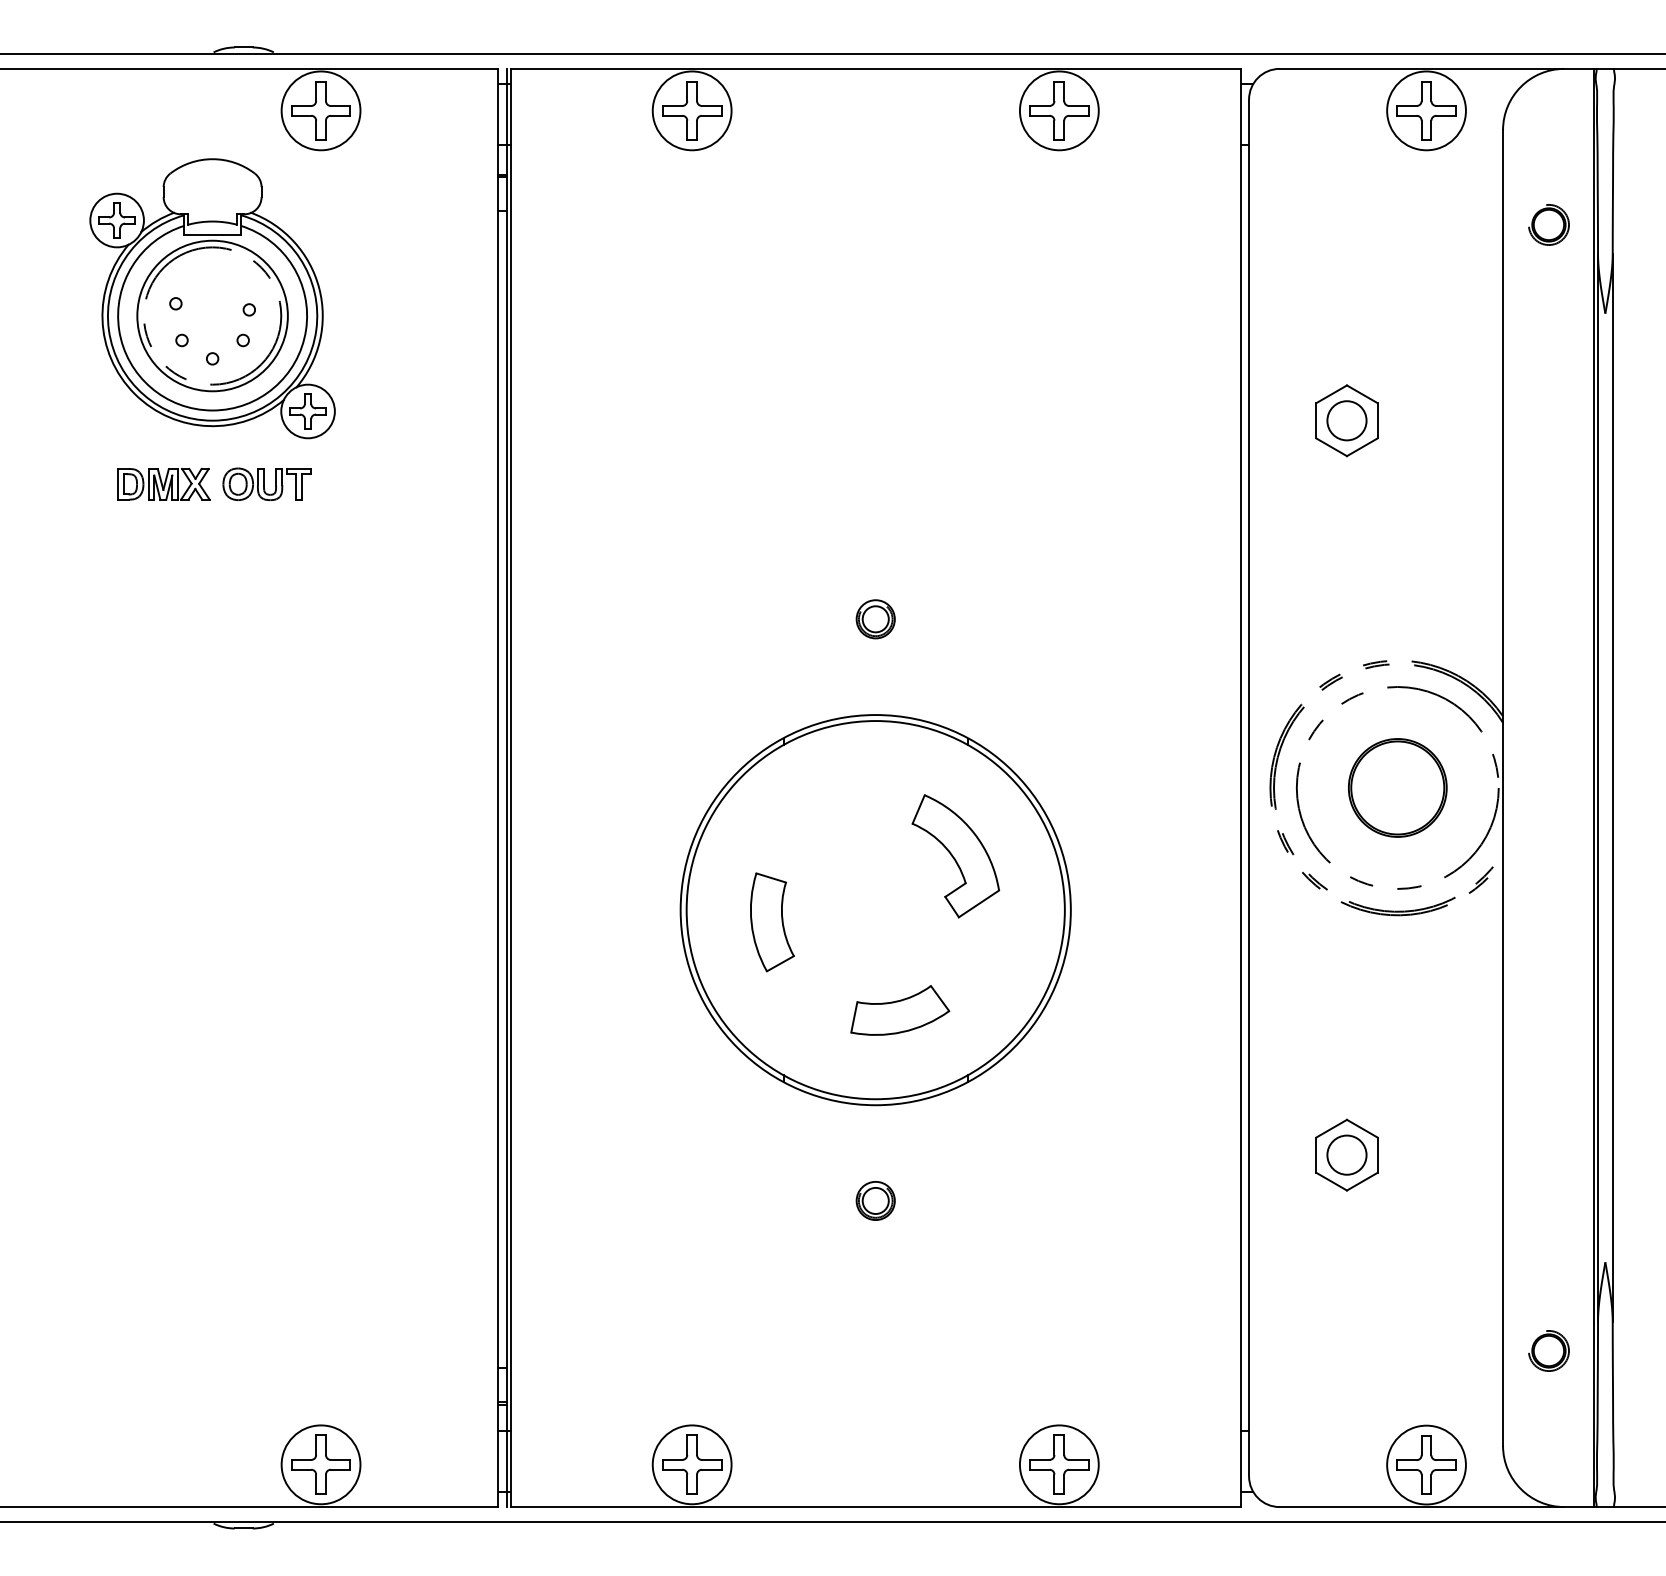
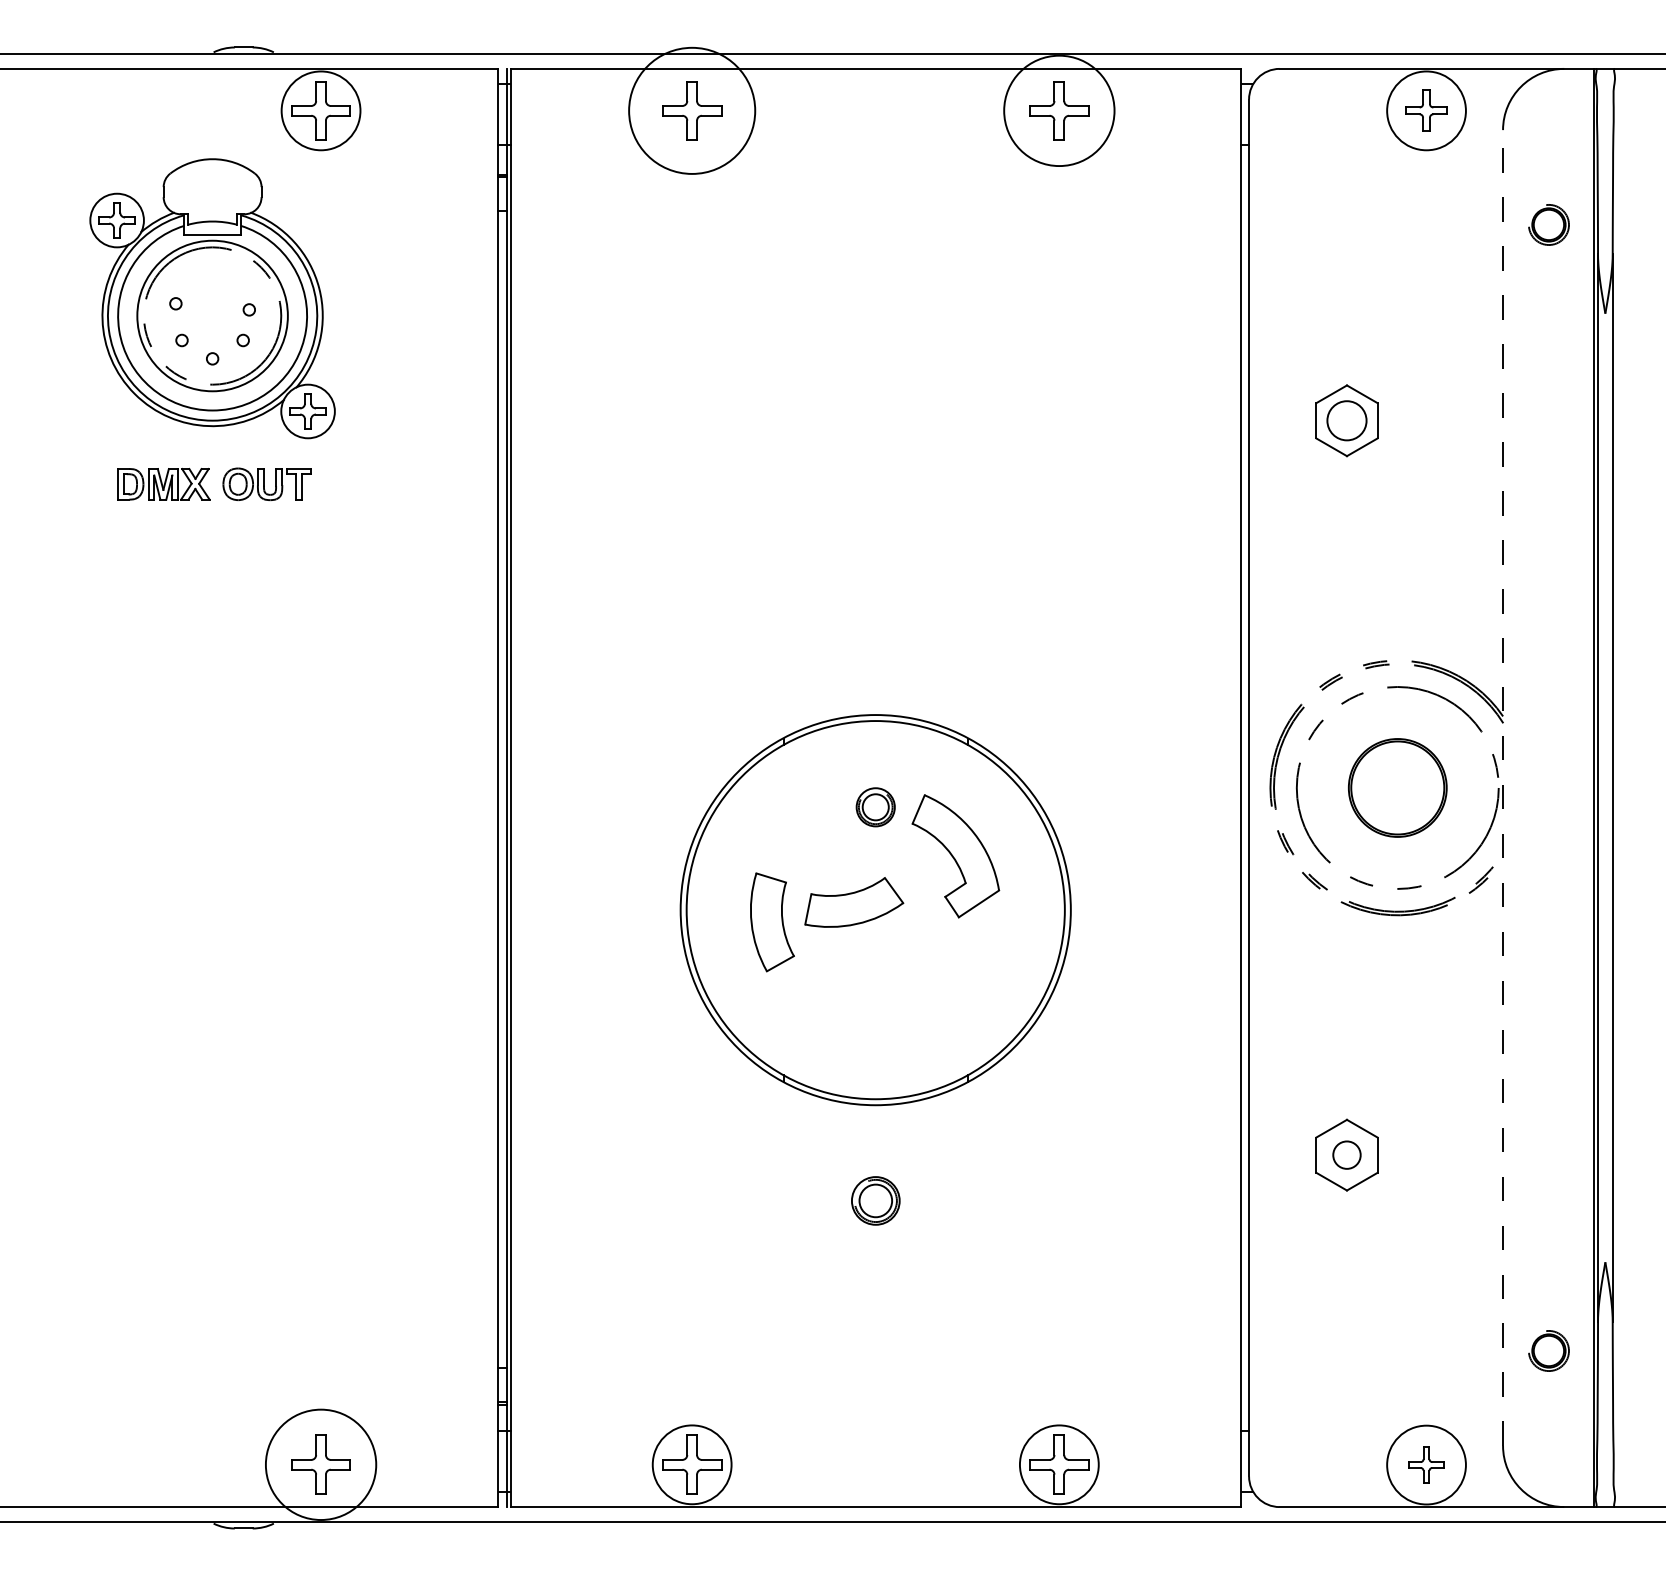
circle diameter: 79 px -> 126 px (692, 110)
circle diameter: 79 px -> 110 px (1059, 110)
part size: 61x60 px -> 43x43 px (1426, 110)
part position: (875, 619) -> (875, 807) (875, 807)
line: solid -> dashed (1503, 787)
part position: (900, 1010) -> (854, 902) (854, 902)
circle diameter: 39 px -> 27 px (1346, 1154)
part size: 41x40 px -> 50x50 px (875, 1200)
circle diameter: 79 px -> 110 px (320, 1464)
part size: 61x60 px -> 37x38 px (1426, 1464)
